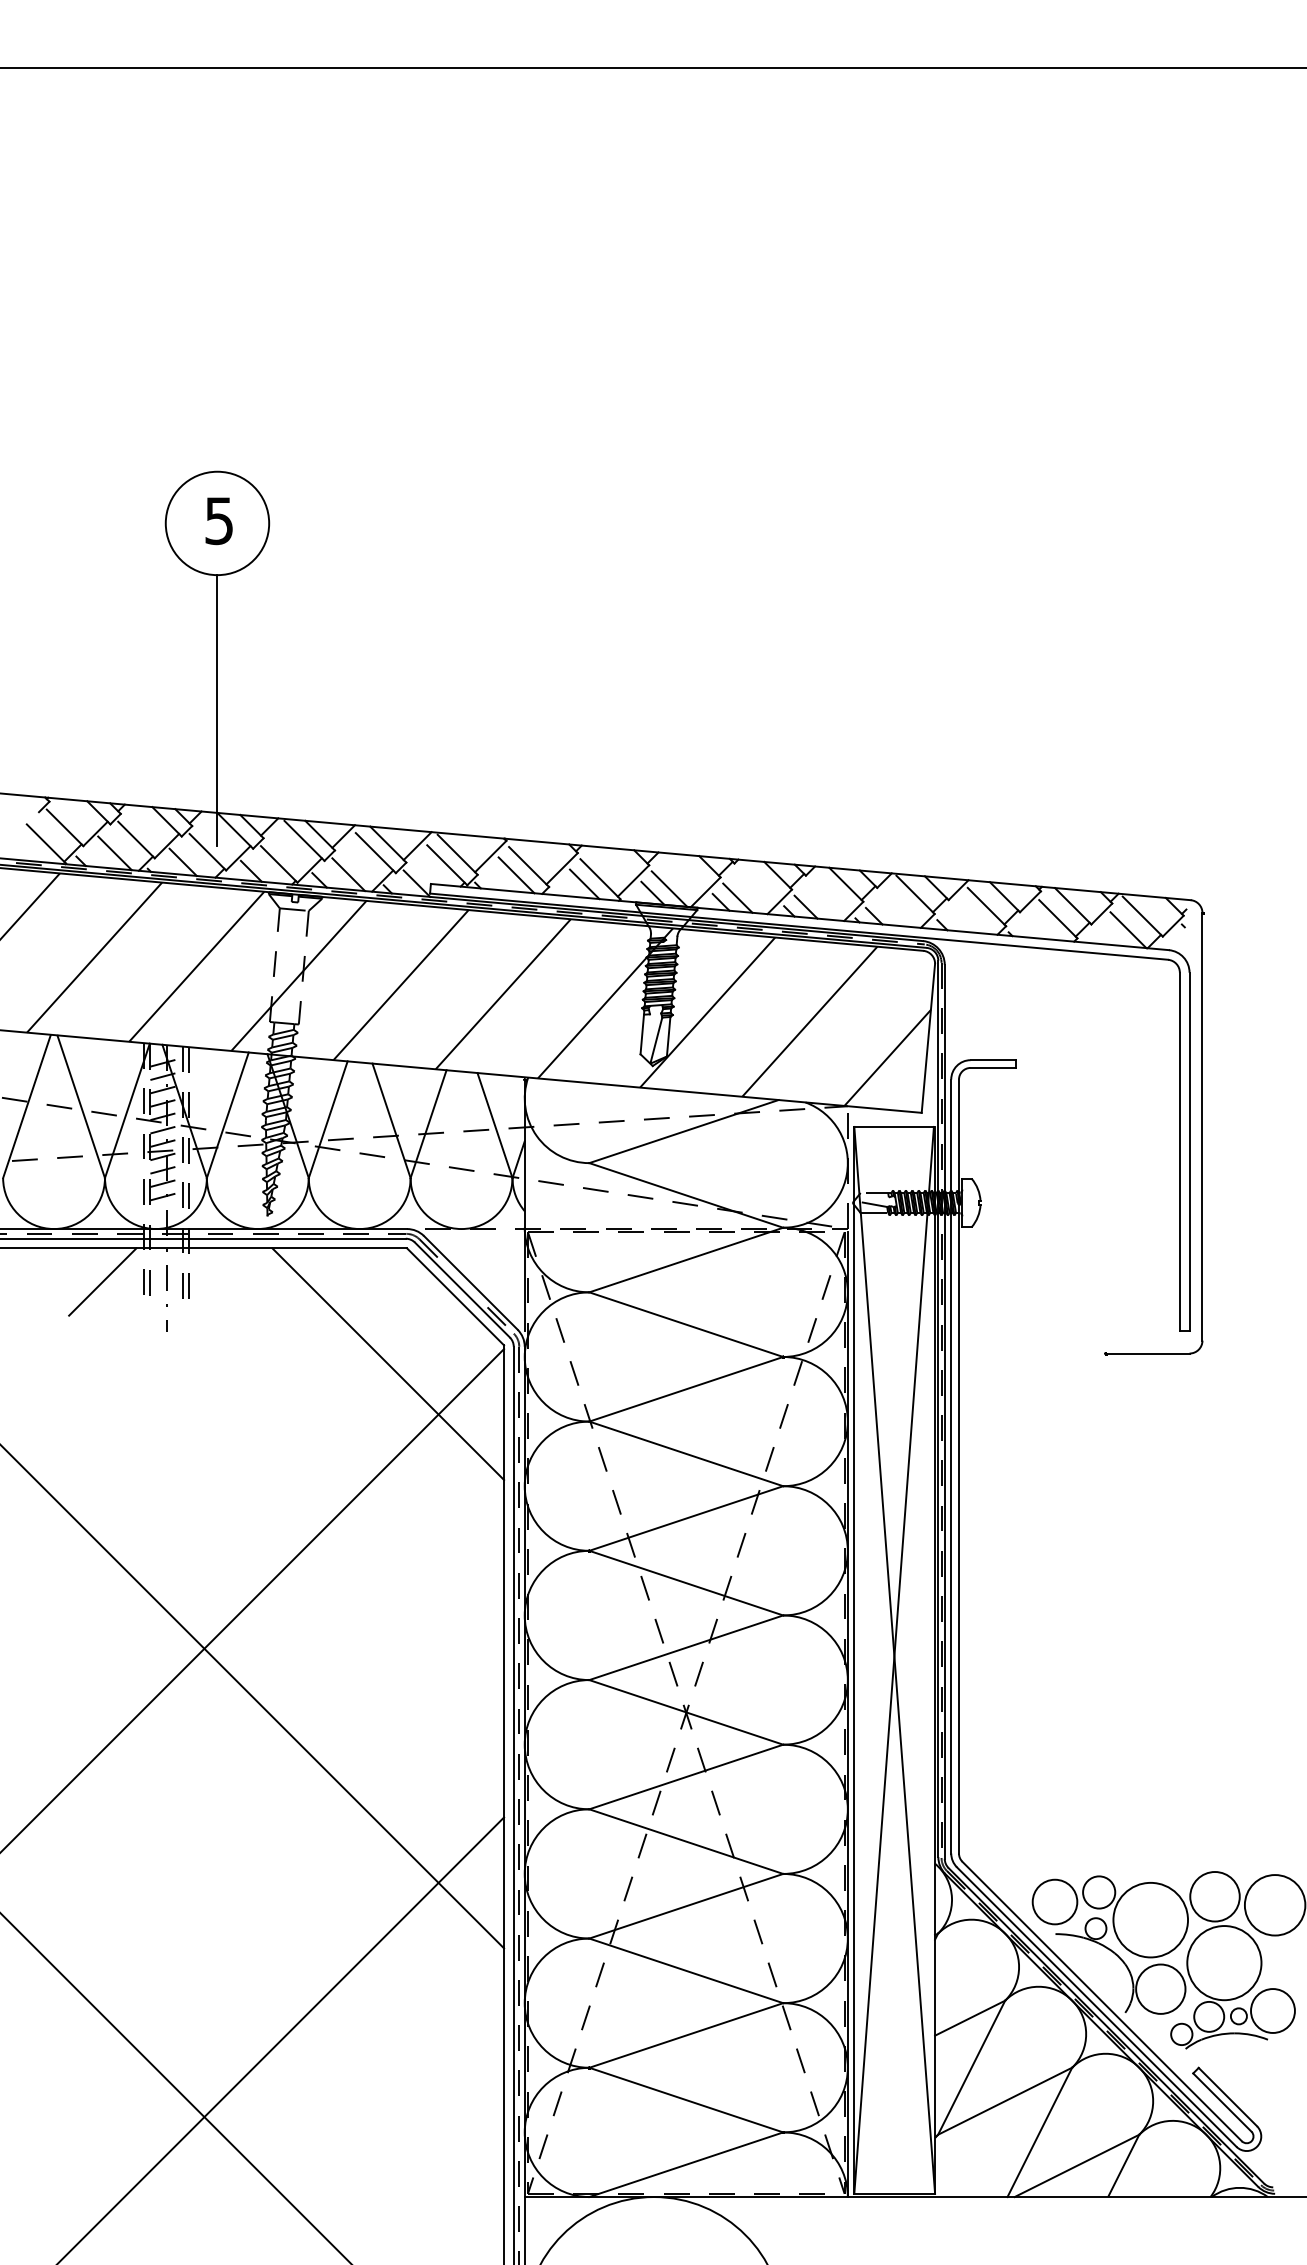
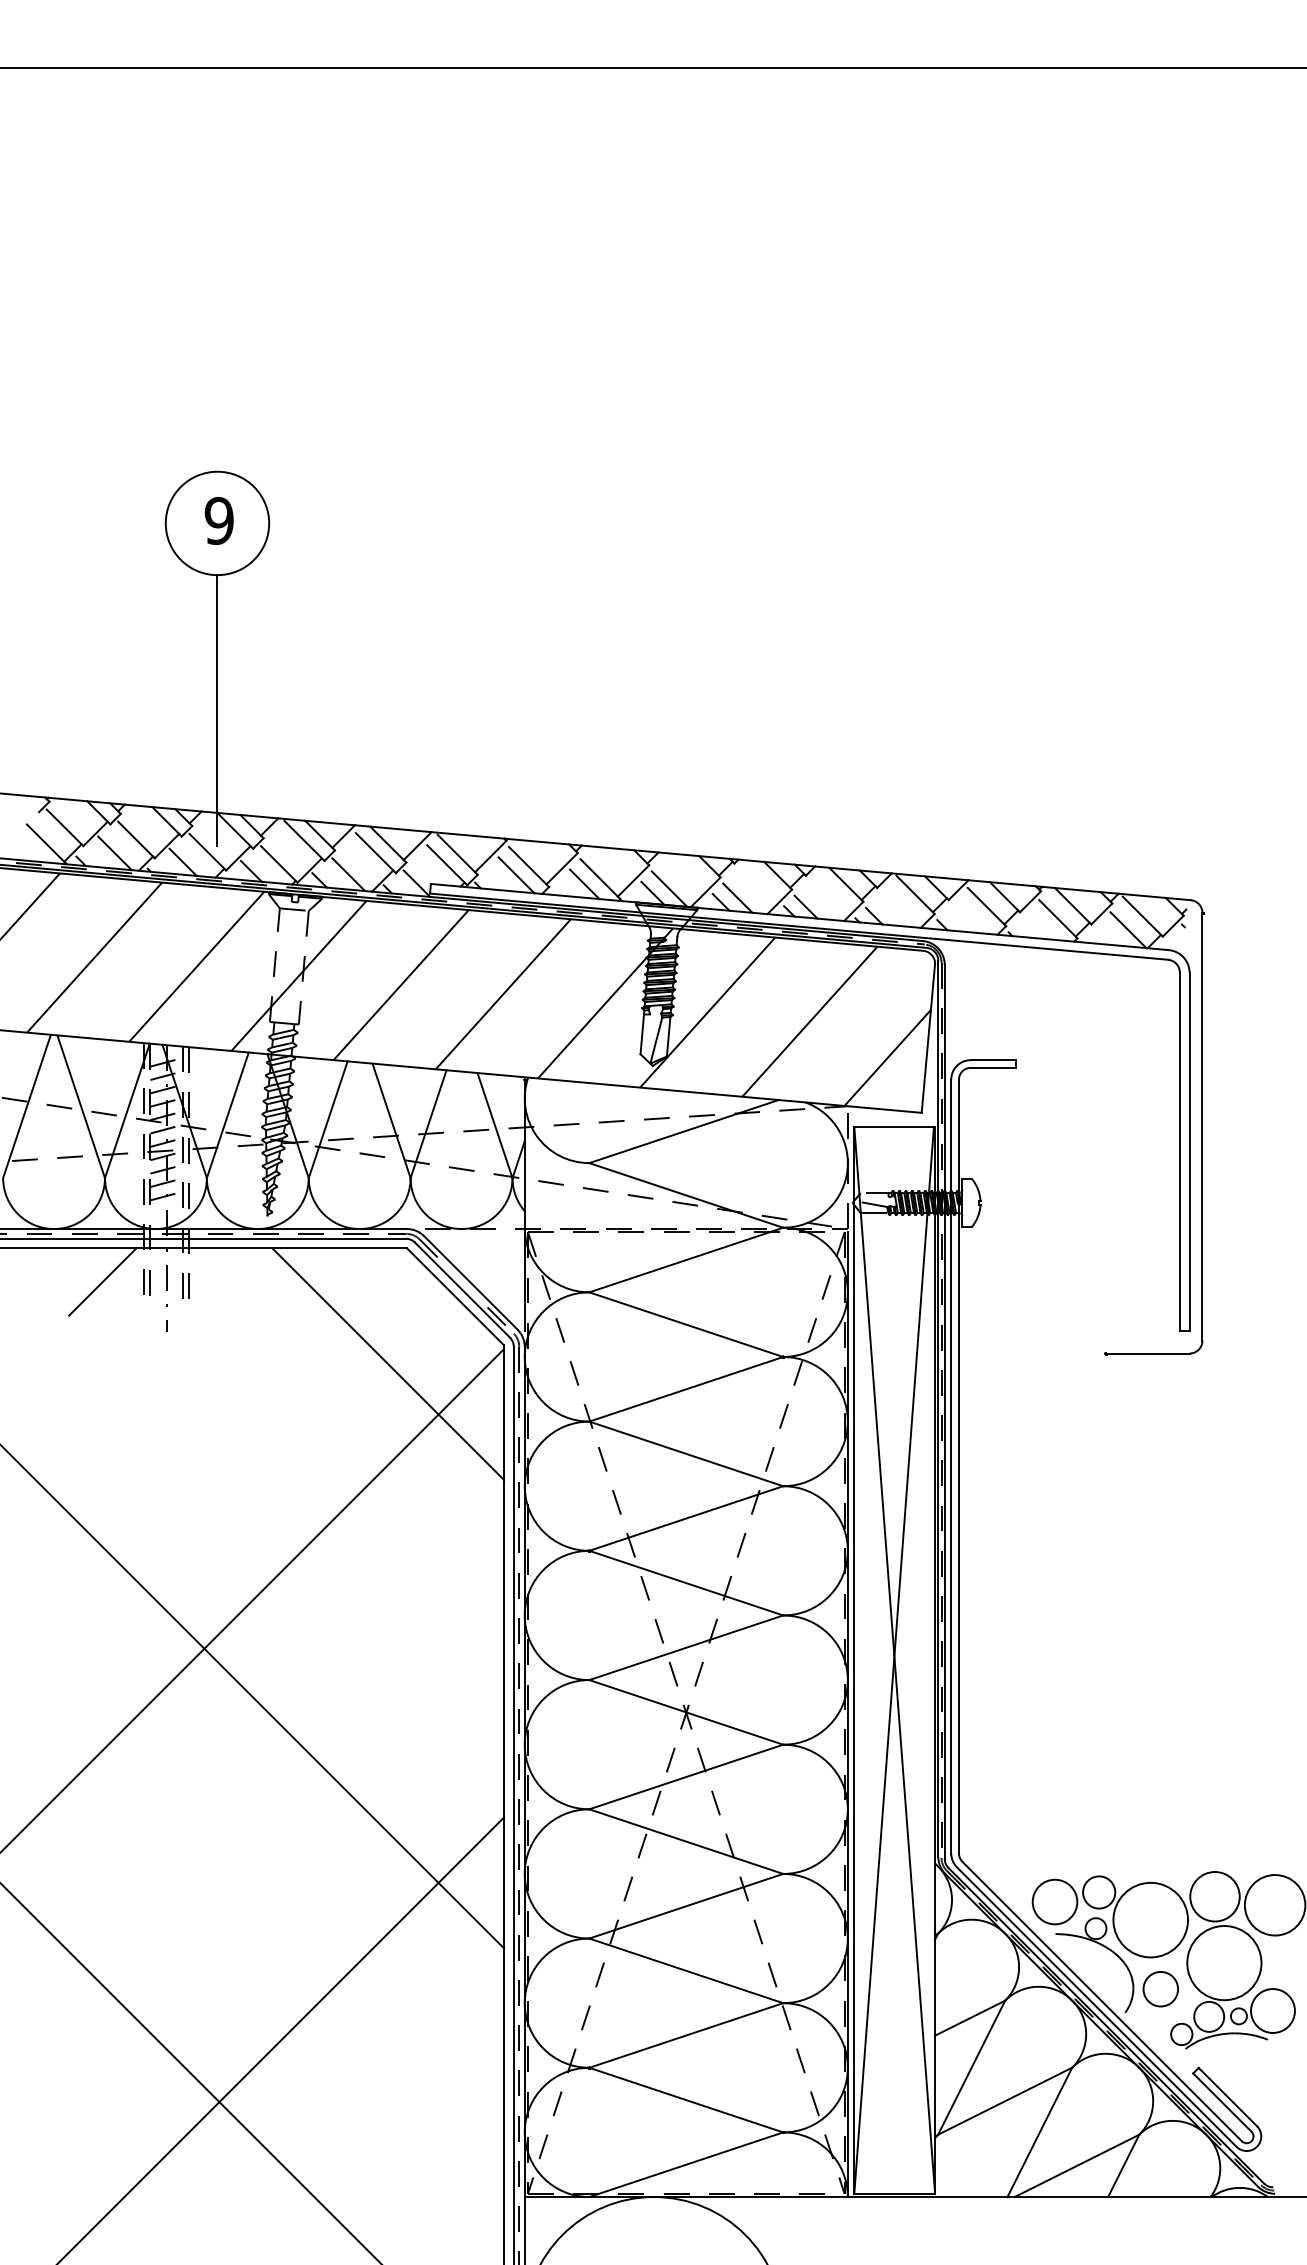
text: 5 -> 9 (218, 520)
circle diameter: 49 px -> 35 px (1160, 1988)
line position: (175, 2087) -> (190, 2072) (190, 2072)
